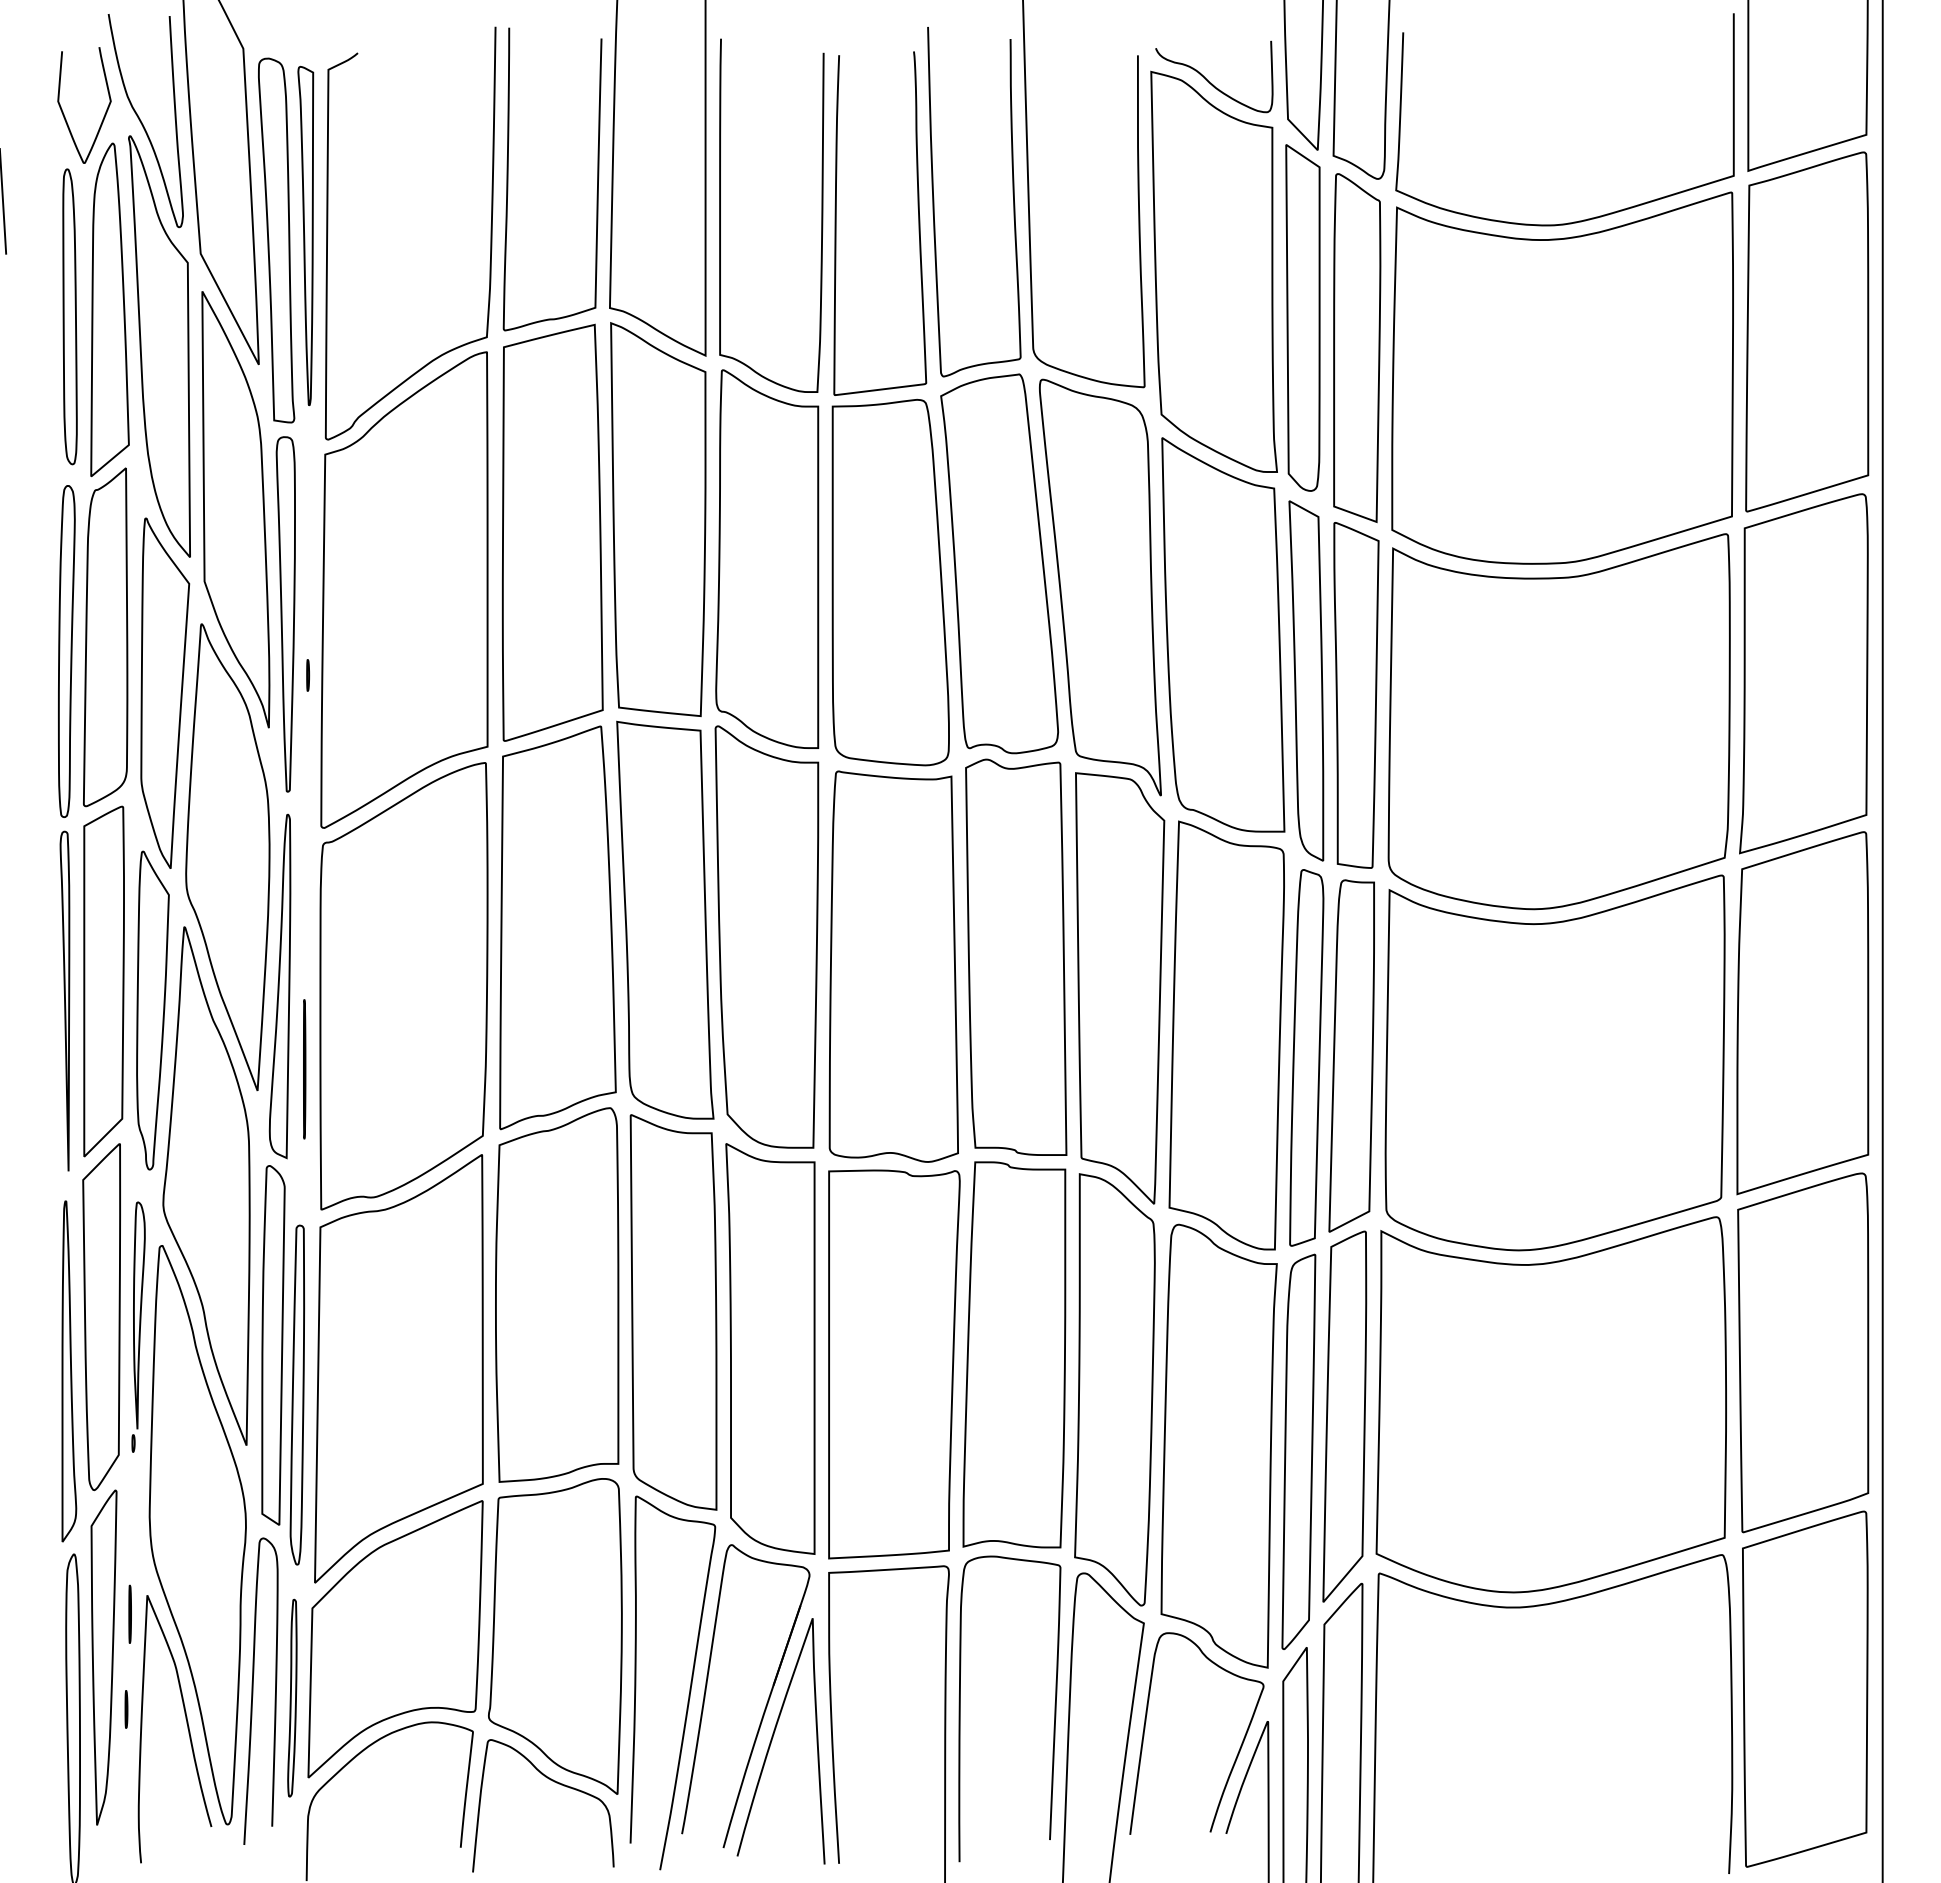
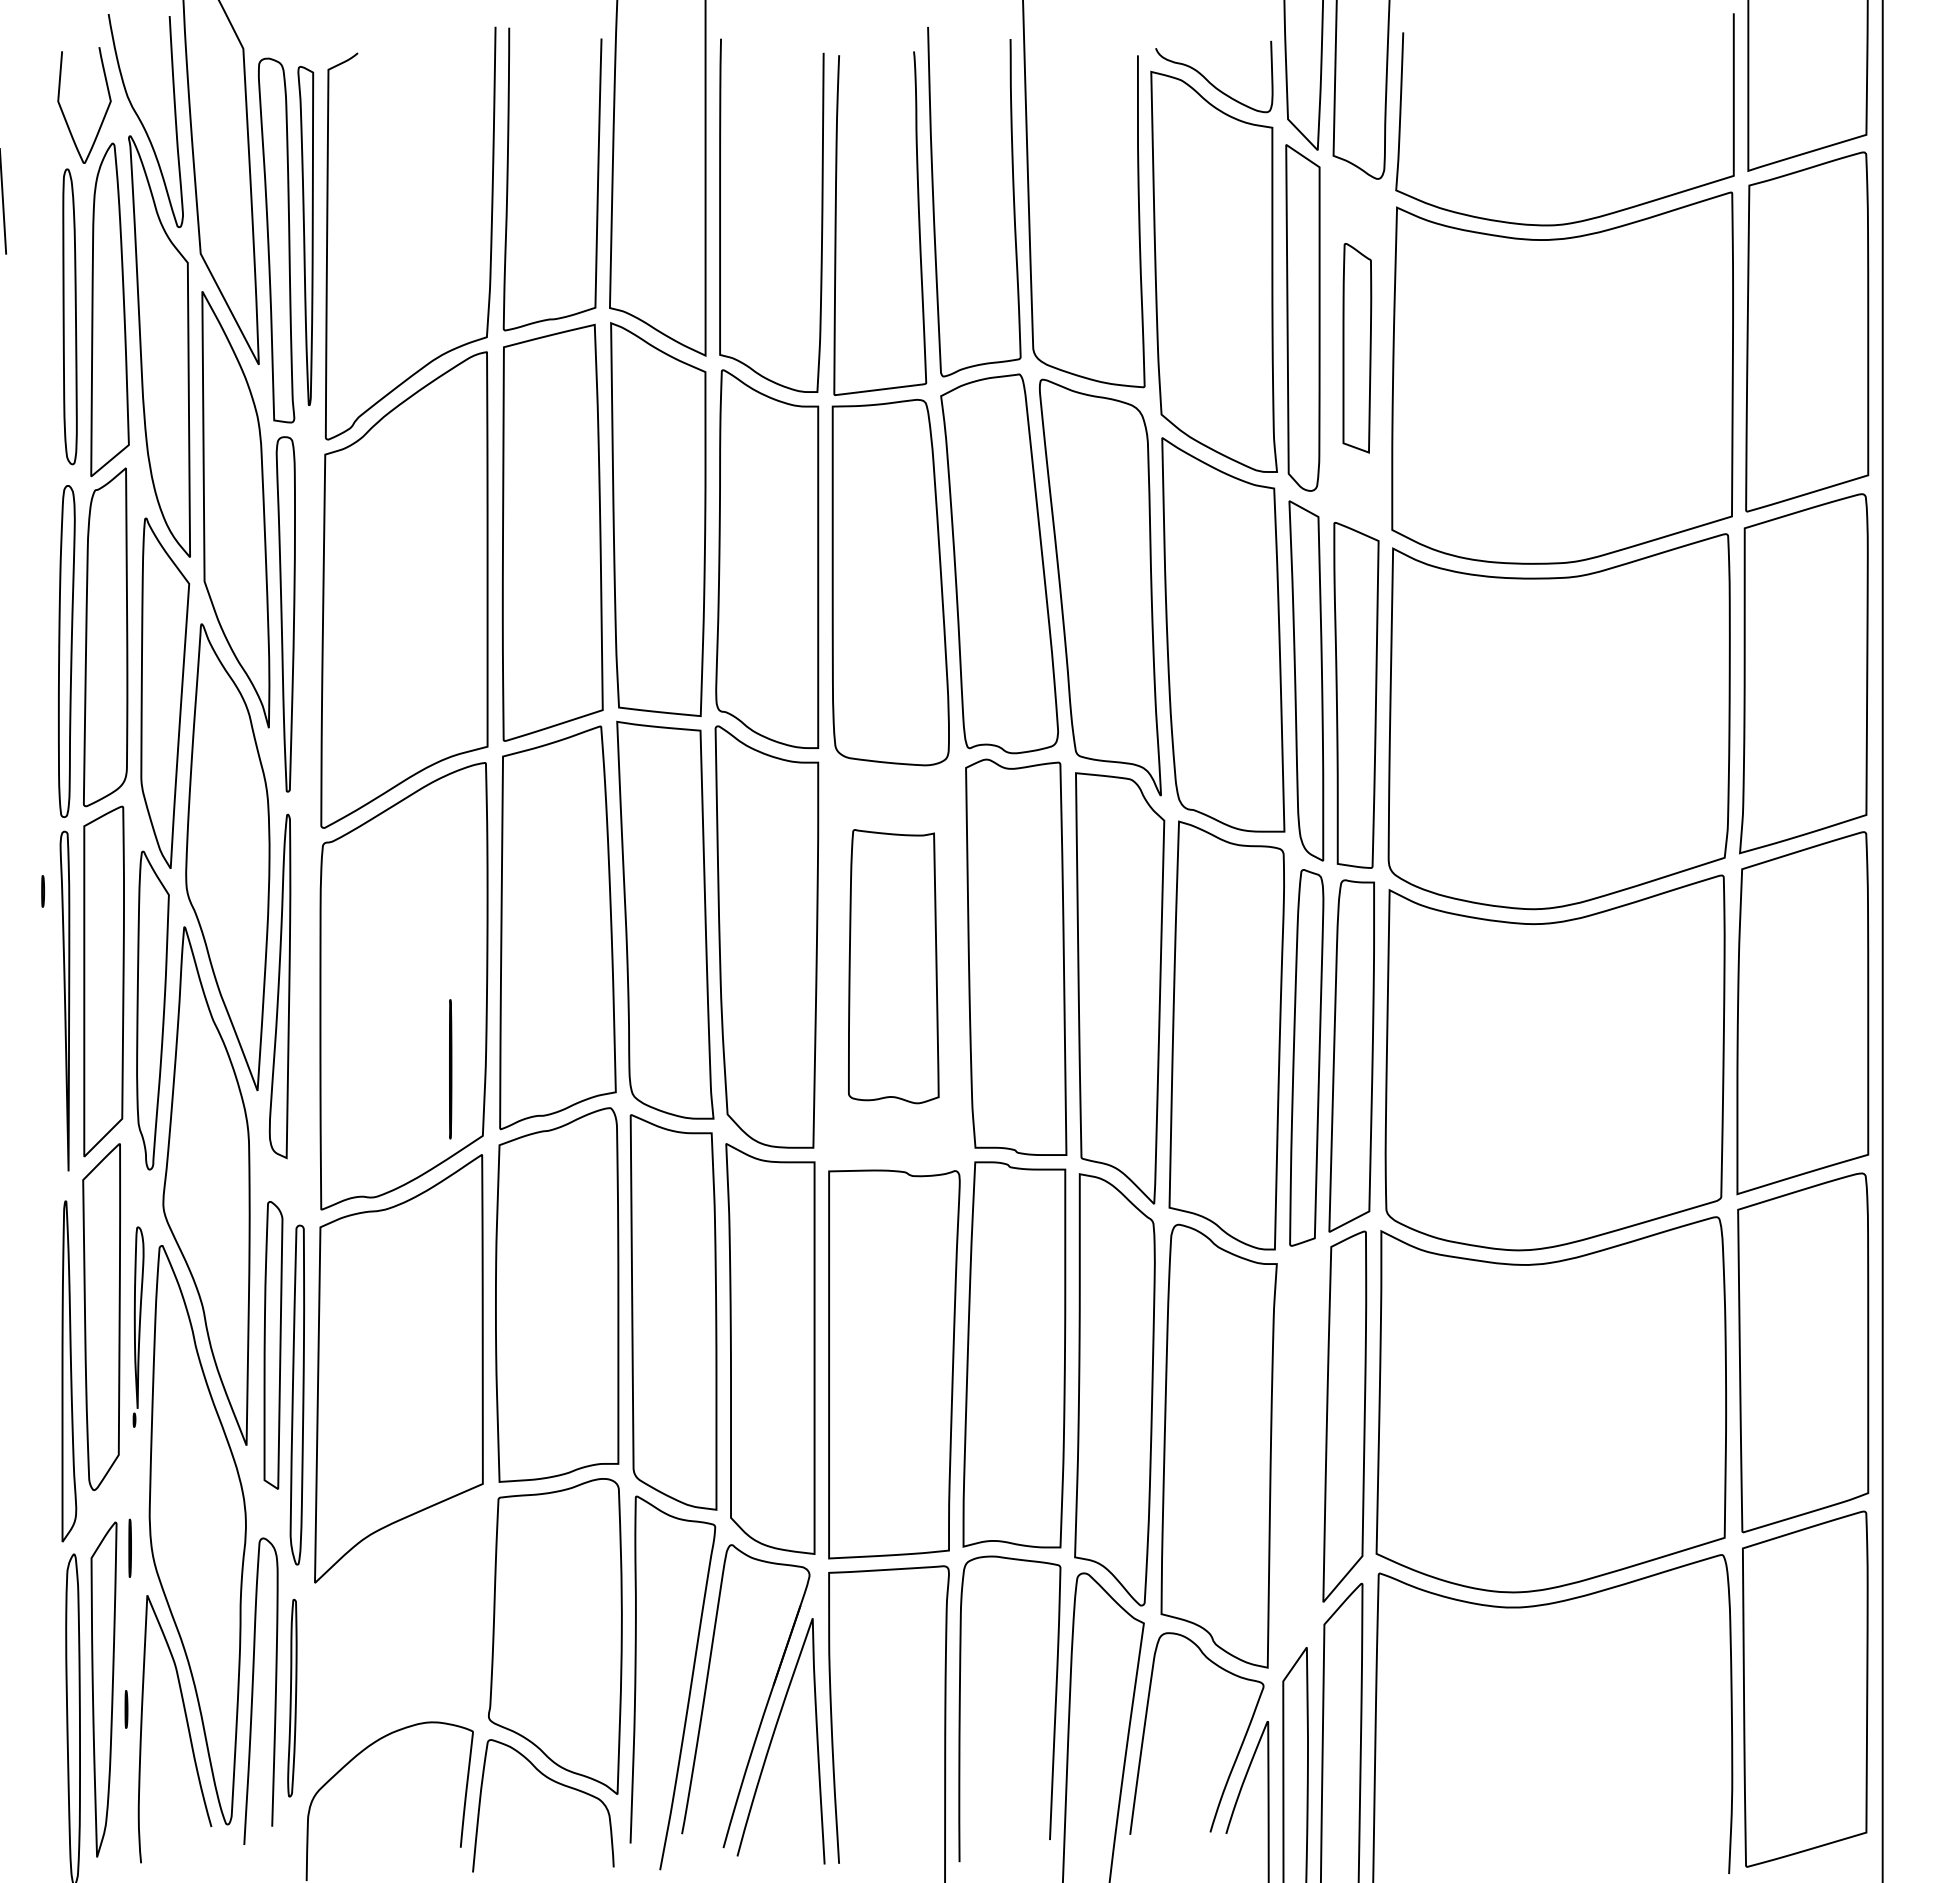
part size: 49x351 px -> 31x211 px (1357, 348)
line position: (307, 675) -> (42, 891) (42, 891)
part size: 131x393 px -> 92x276 px (893, 966)
line position: (304, 1069) -> (450, 1069) (450, 1069)
part size: 15x252 px -> 13x202 px (138, 1326)
part size: 25x361 px -> 21x289 px (273, 1345)
part: present -> none (1298, 1451)
line position: (129, 1613) -> (129, 1547) (129, 1547)
part: present -> none (395, 1639)
part position: (103, 1657) -> (103, 1689) (103, 1689)
